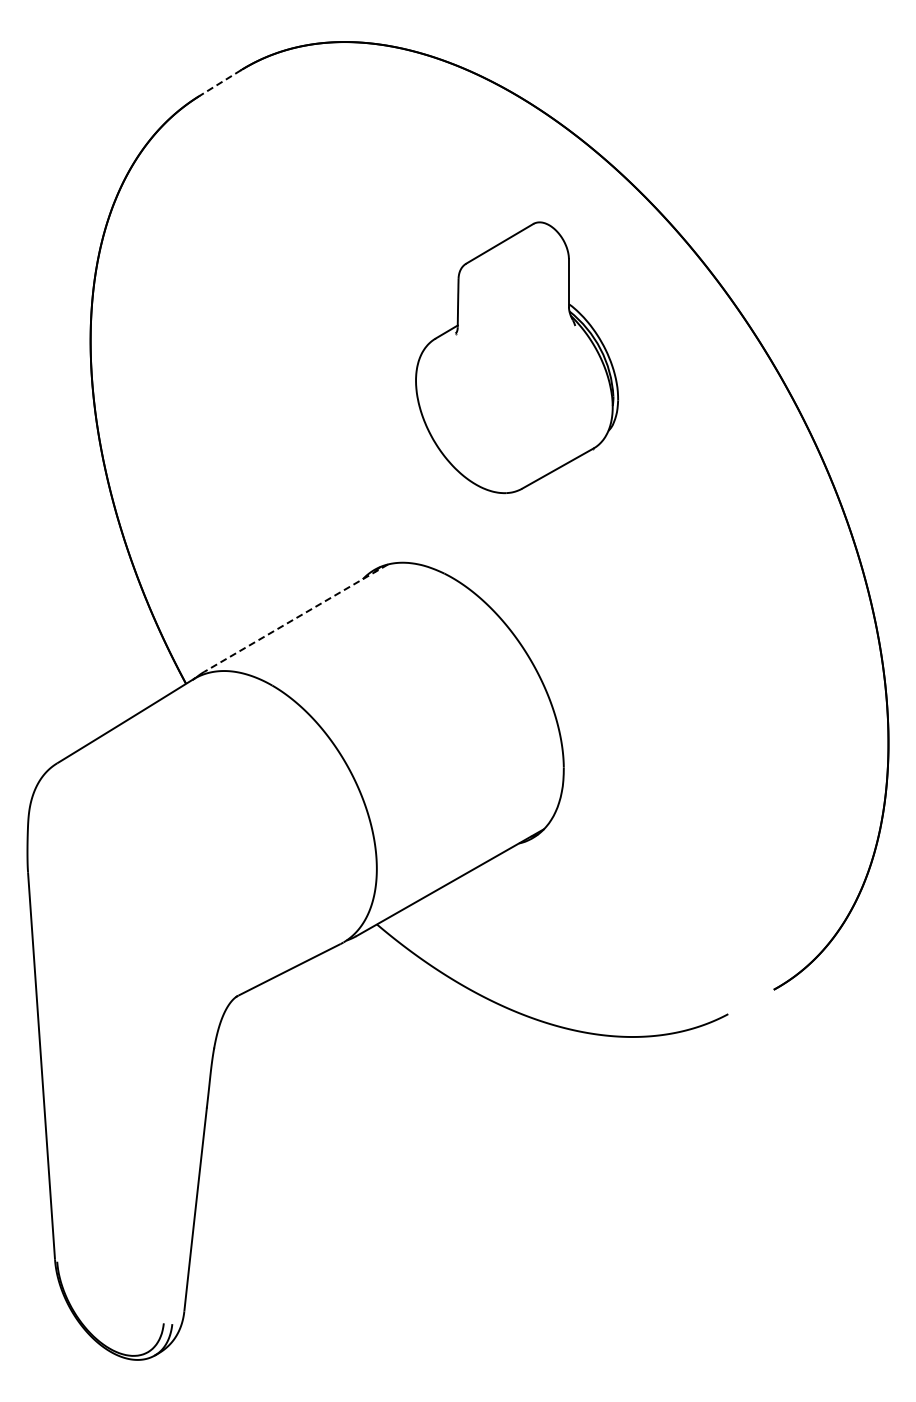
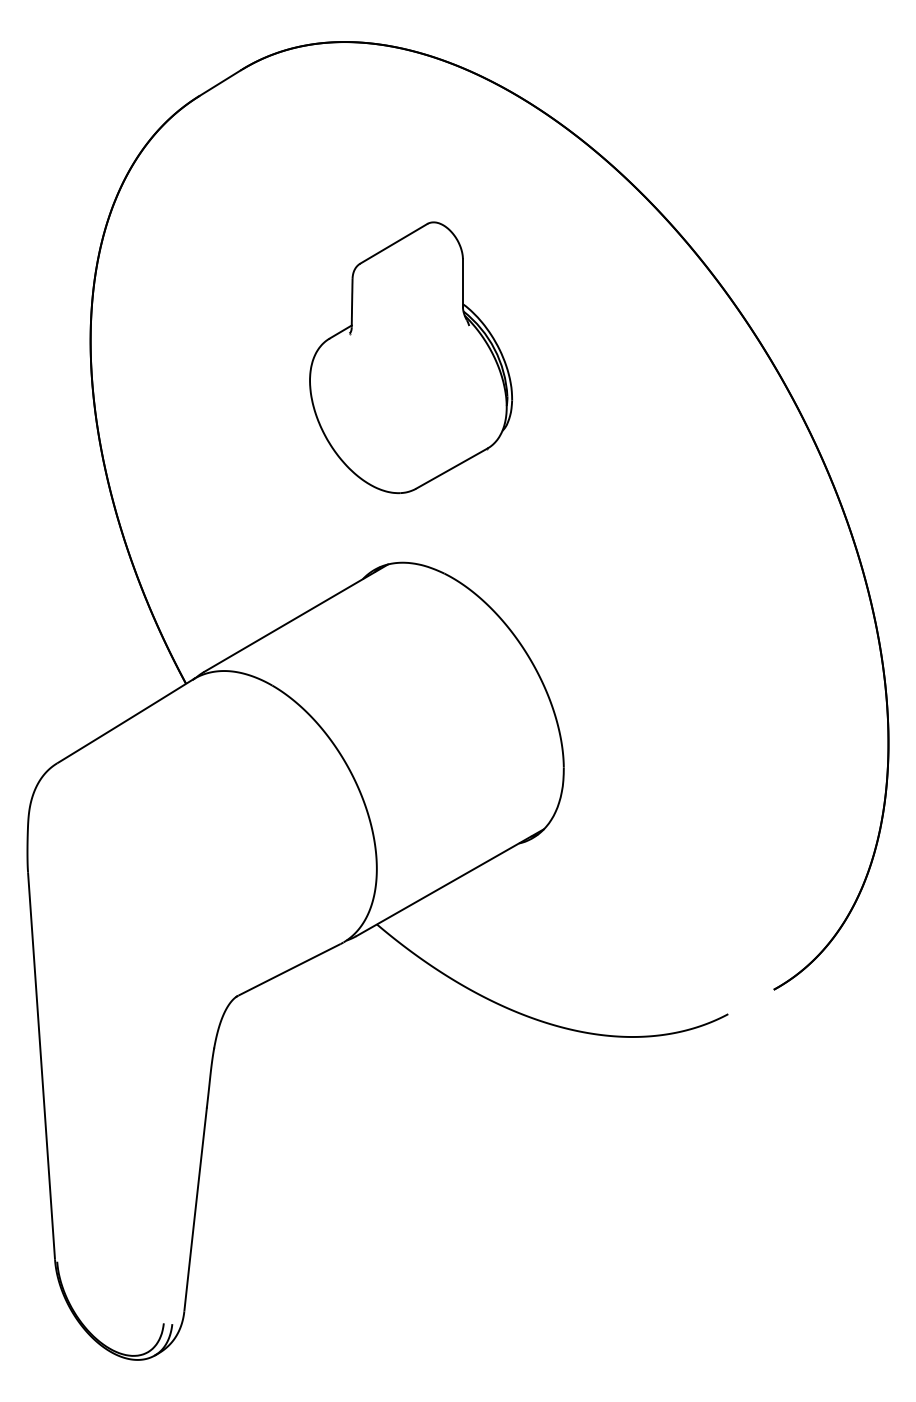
line: dashed -> solid (220, 83)
part position: (516, 357) -> (410, 357) (410, 357)
line: dashed -> solid (295, 618)
